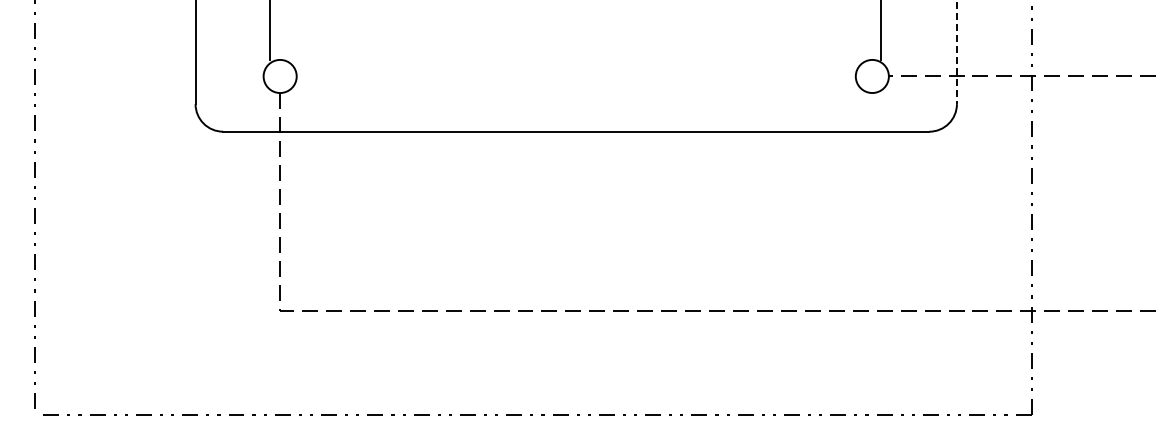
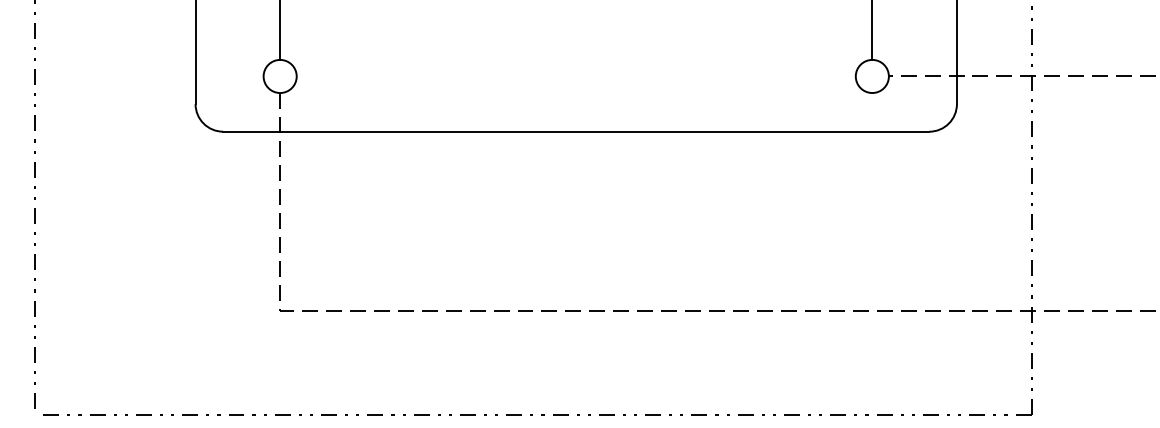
line position: (270, 30) -> (280, 30) (280, 30)
line position: (881, 30) -> (872, 30) (872, 30)
line: dashed -> solid (956, 52)
